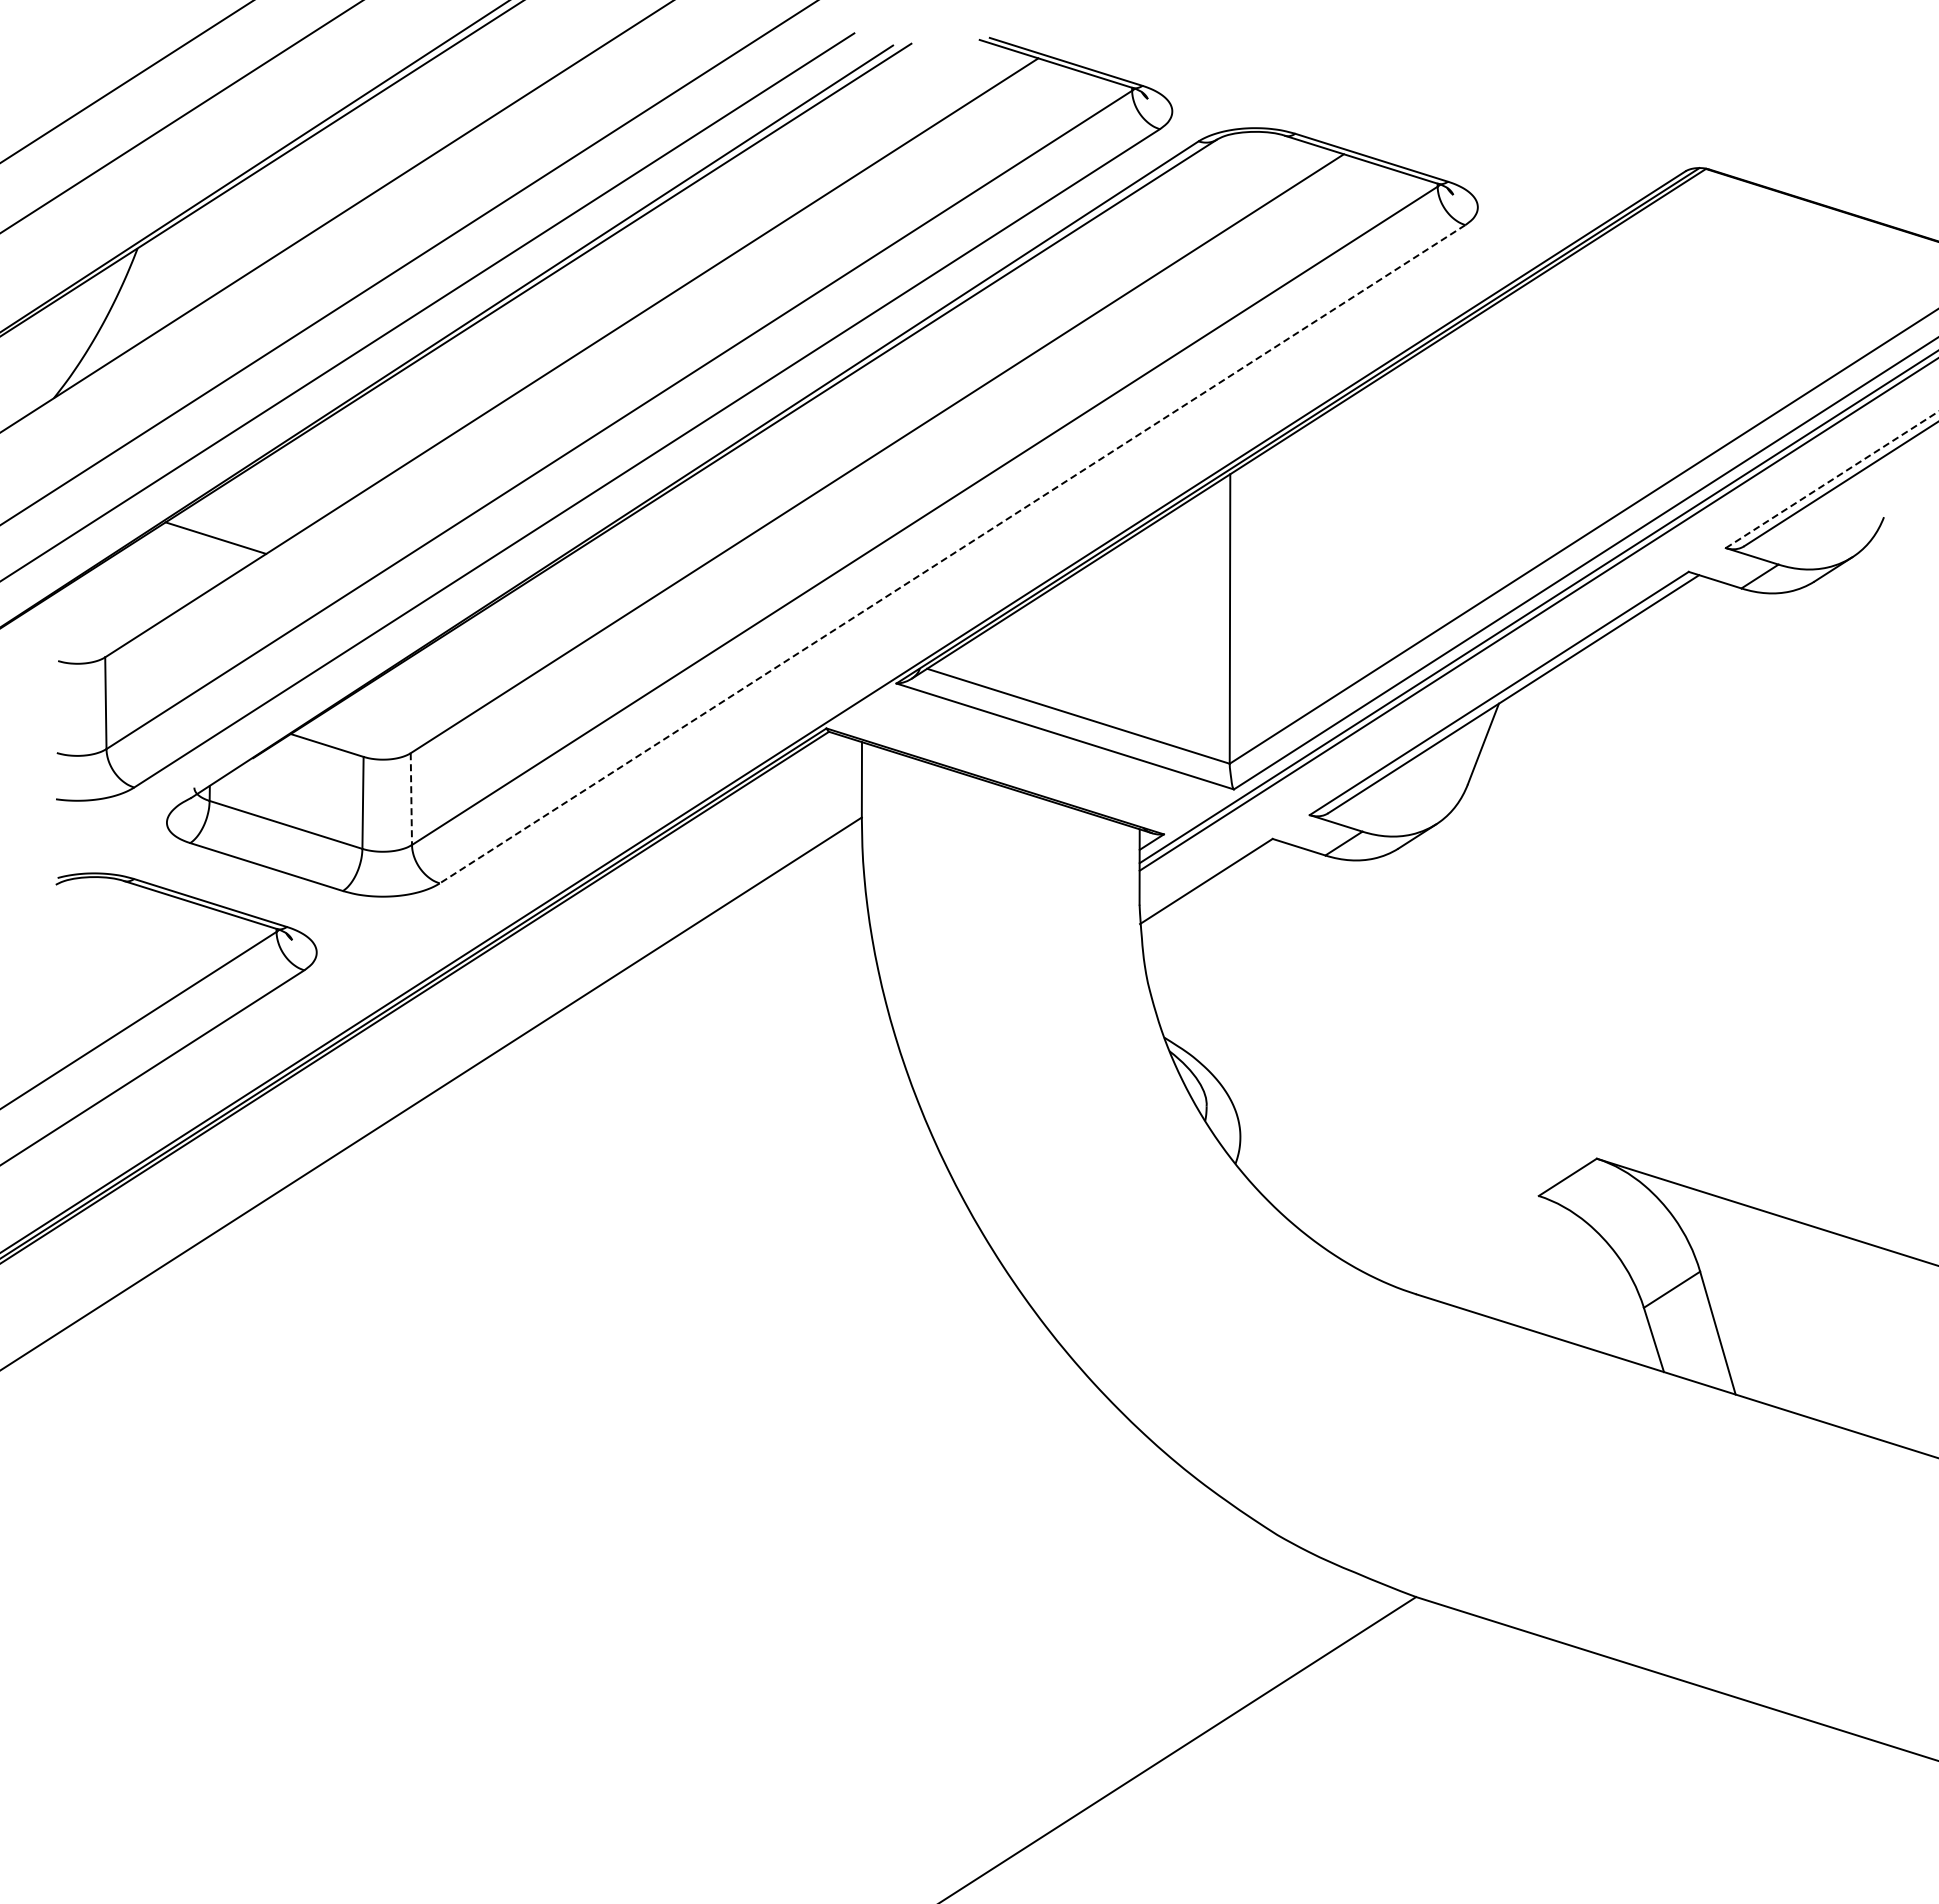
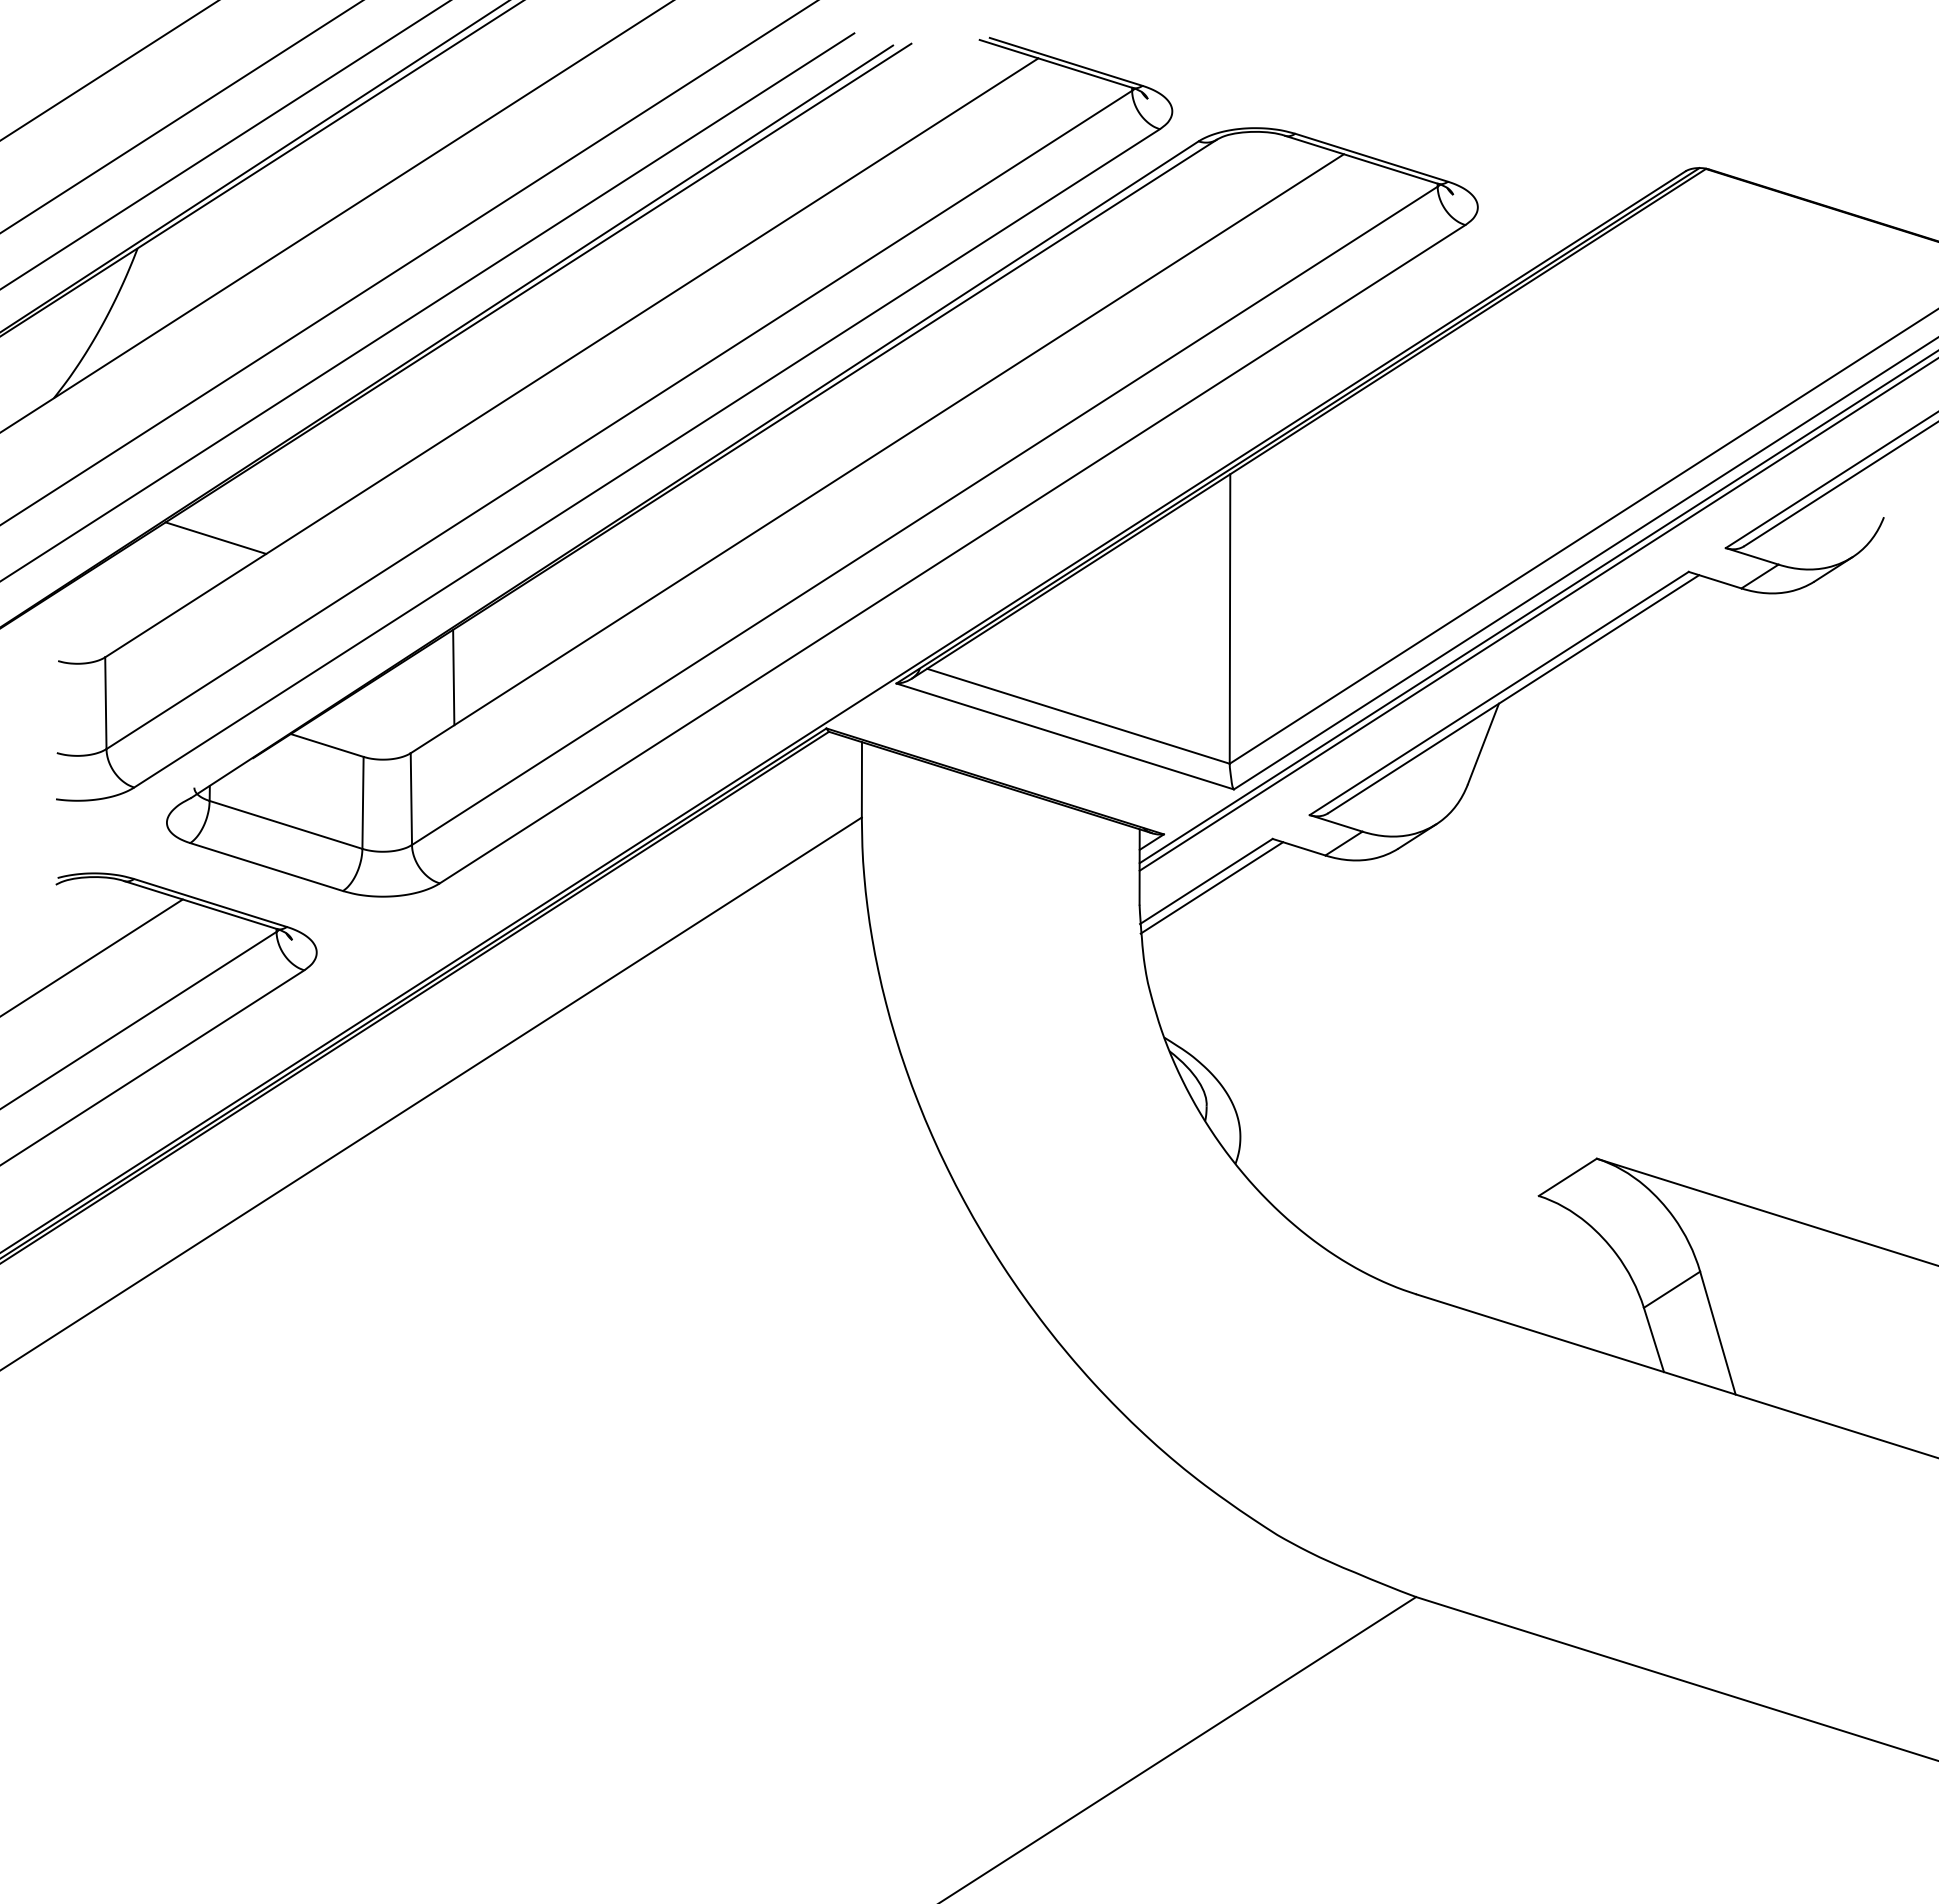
line position: (126, 81) -> (108, 70) (108, 70)
line: none -> present (224, 145)
line: dashed -> solid (1832, 479)
line: dashed -> solid (952, 554)
line: none -> present (453, 677)
line: dashed -> solid (411, 799)
line: none -> present (1211, 887)
line: none -> present (92, 957)
